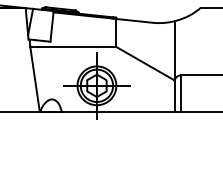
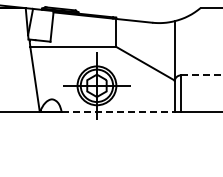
line: solid -> dashed (202, 75)
line: solid -> dashed (118, 111)
